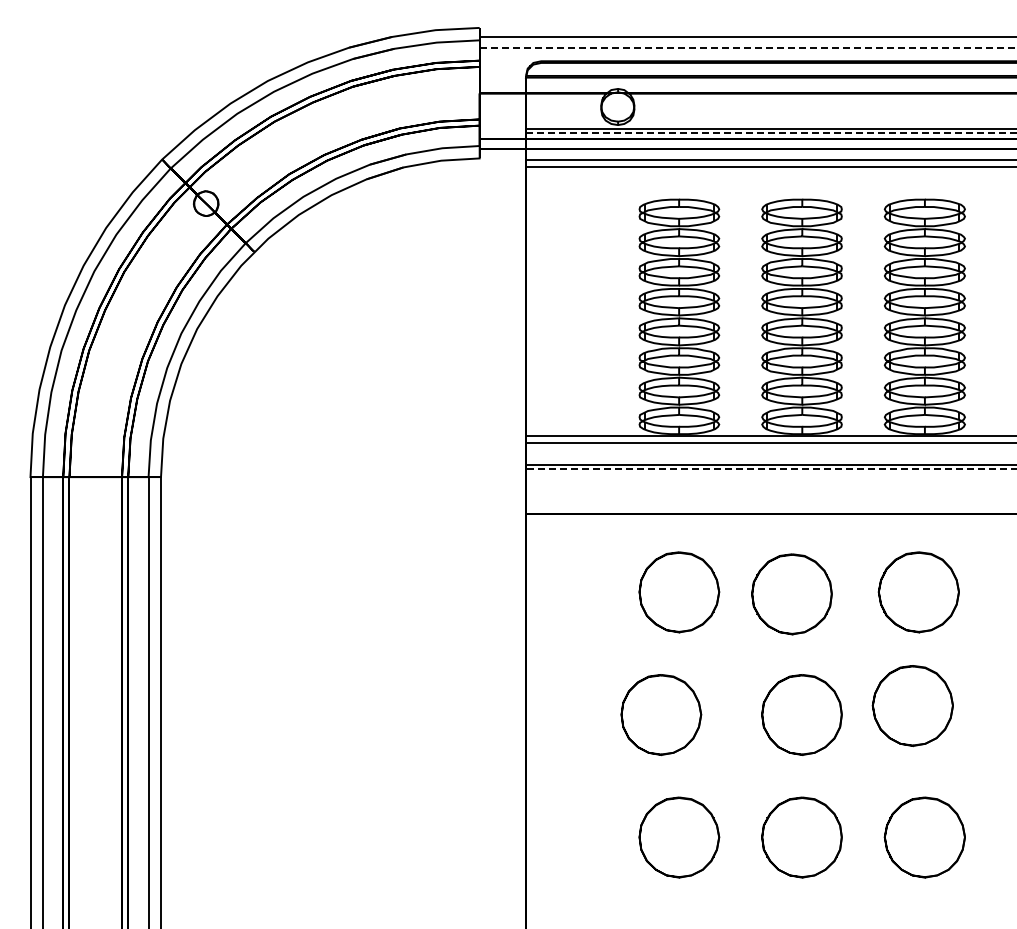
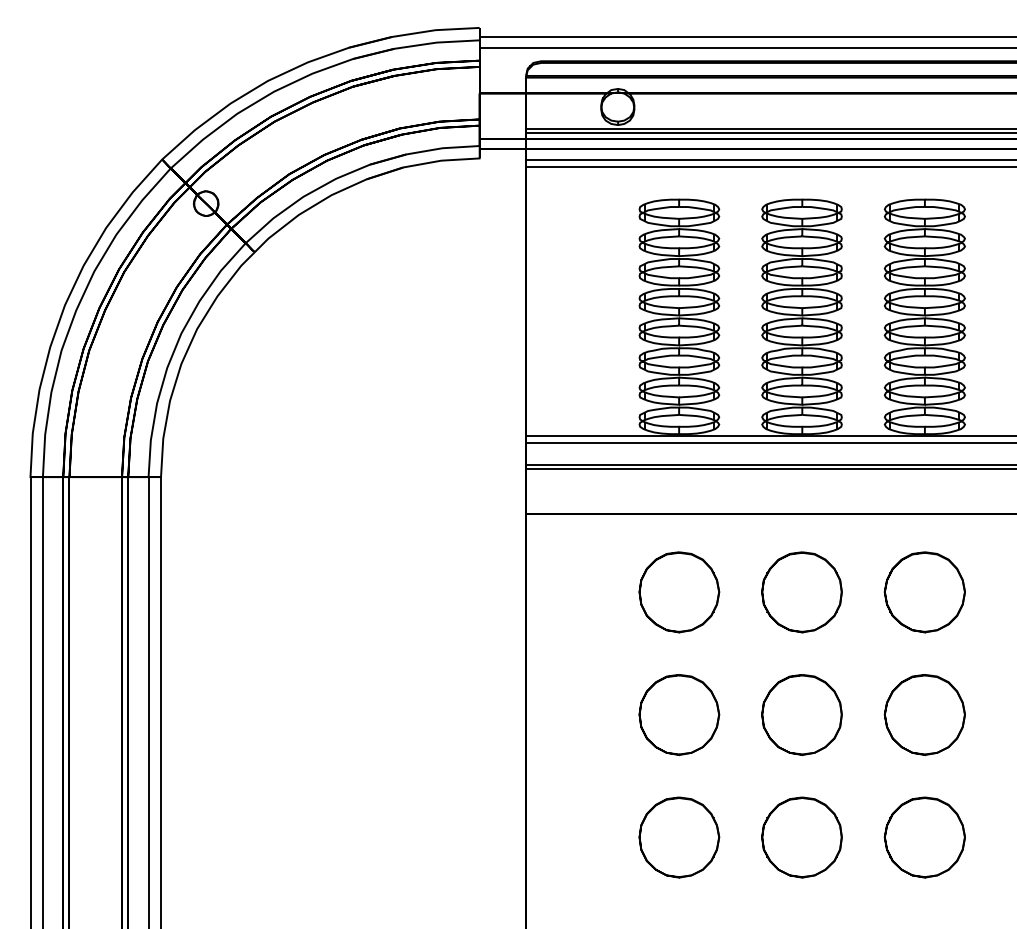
line: dashed -> solid (748, 47)
line: dashed -> solid (771, 133)
line: dashed -> solid (771, 469)
part position: (918, 592) -> (924, 592) (924, 592)
part position: (791, 594) -> (801, 592) (801, 592)
part position: (912, 706) -> (924, 715) (924, 715)
part position: (661, 715) -> (679, 715) (679, 715)
